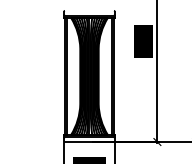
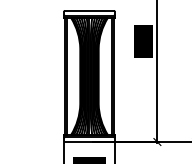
line: none -> present (88, 10)
